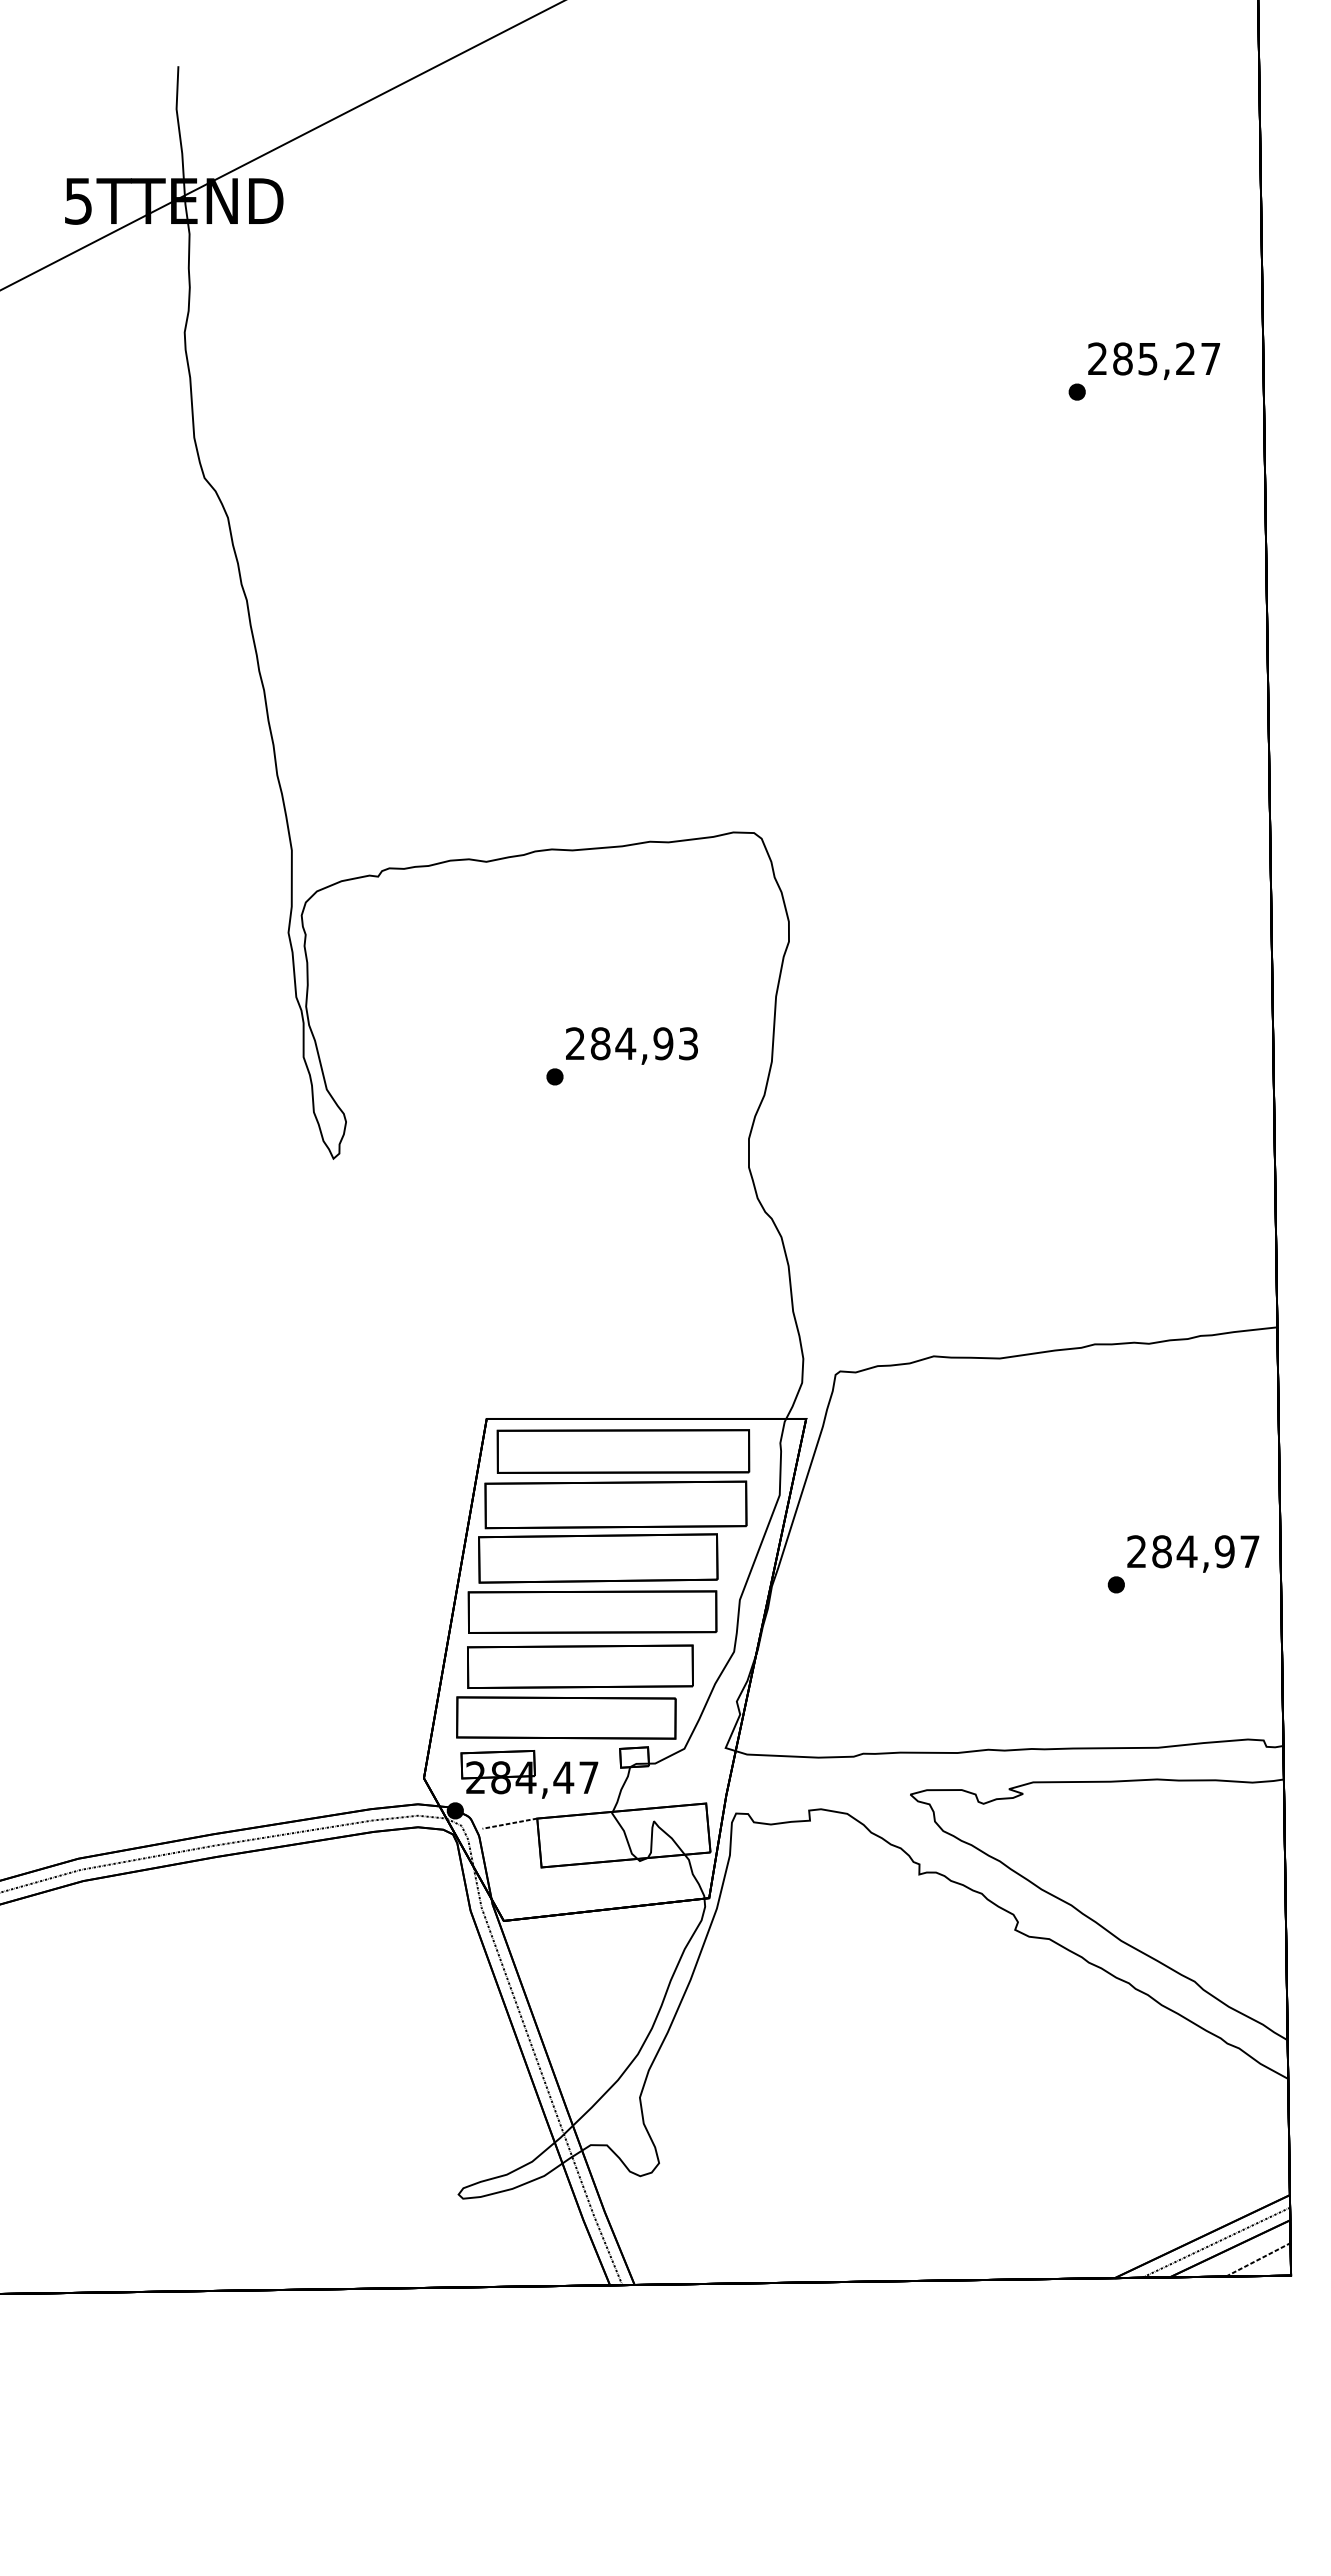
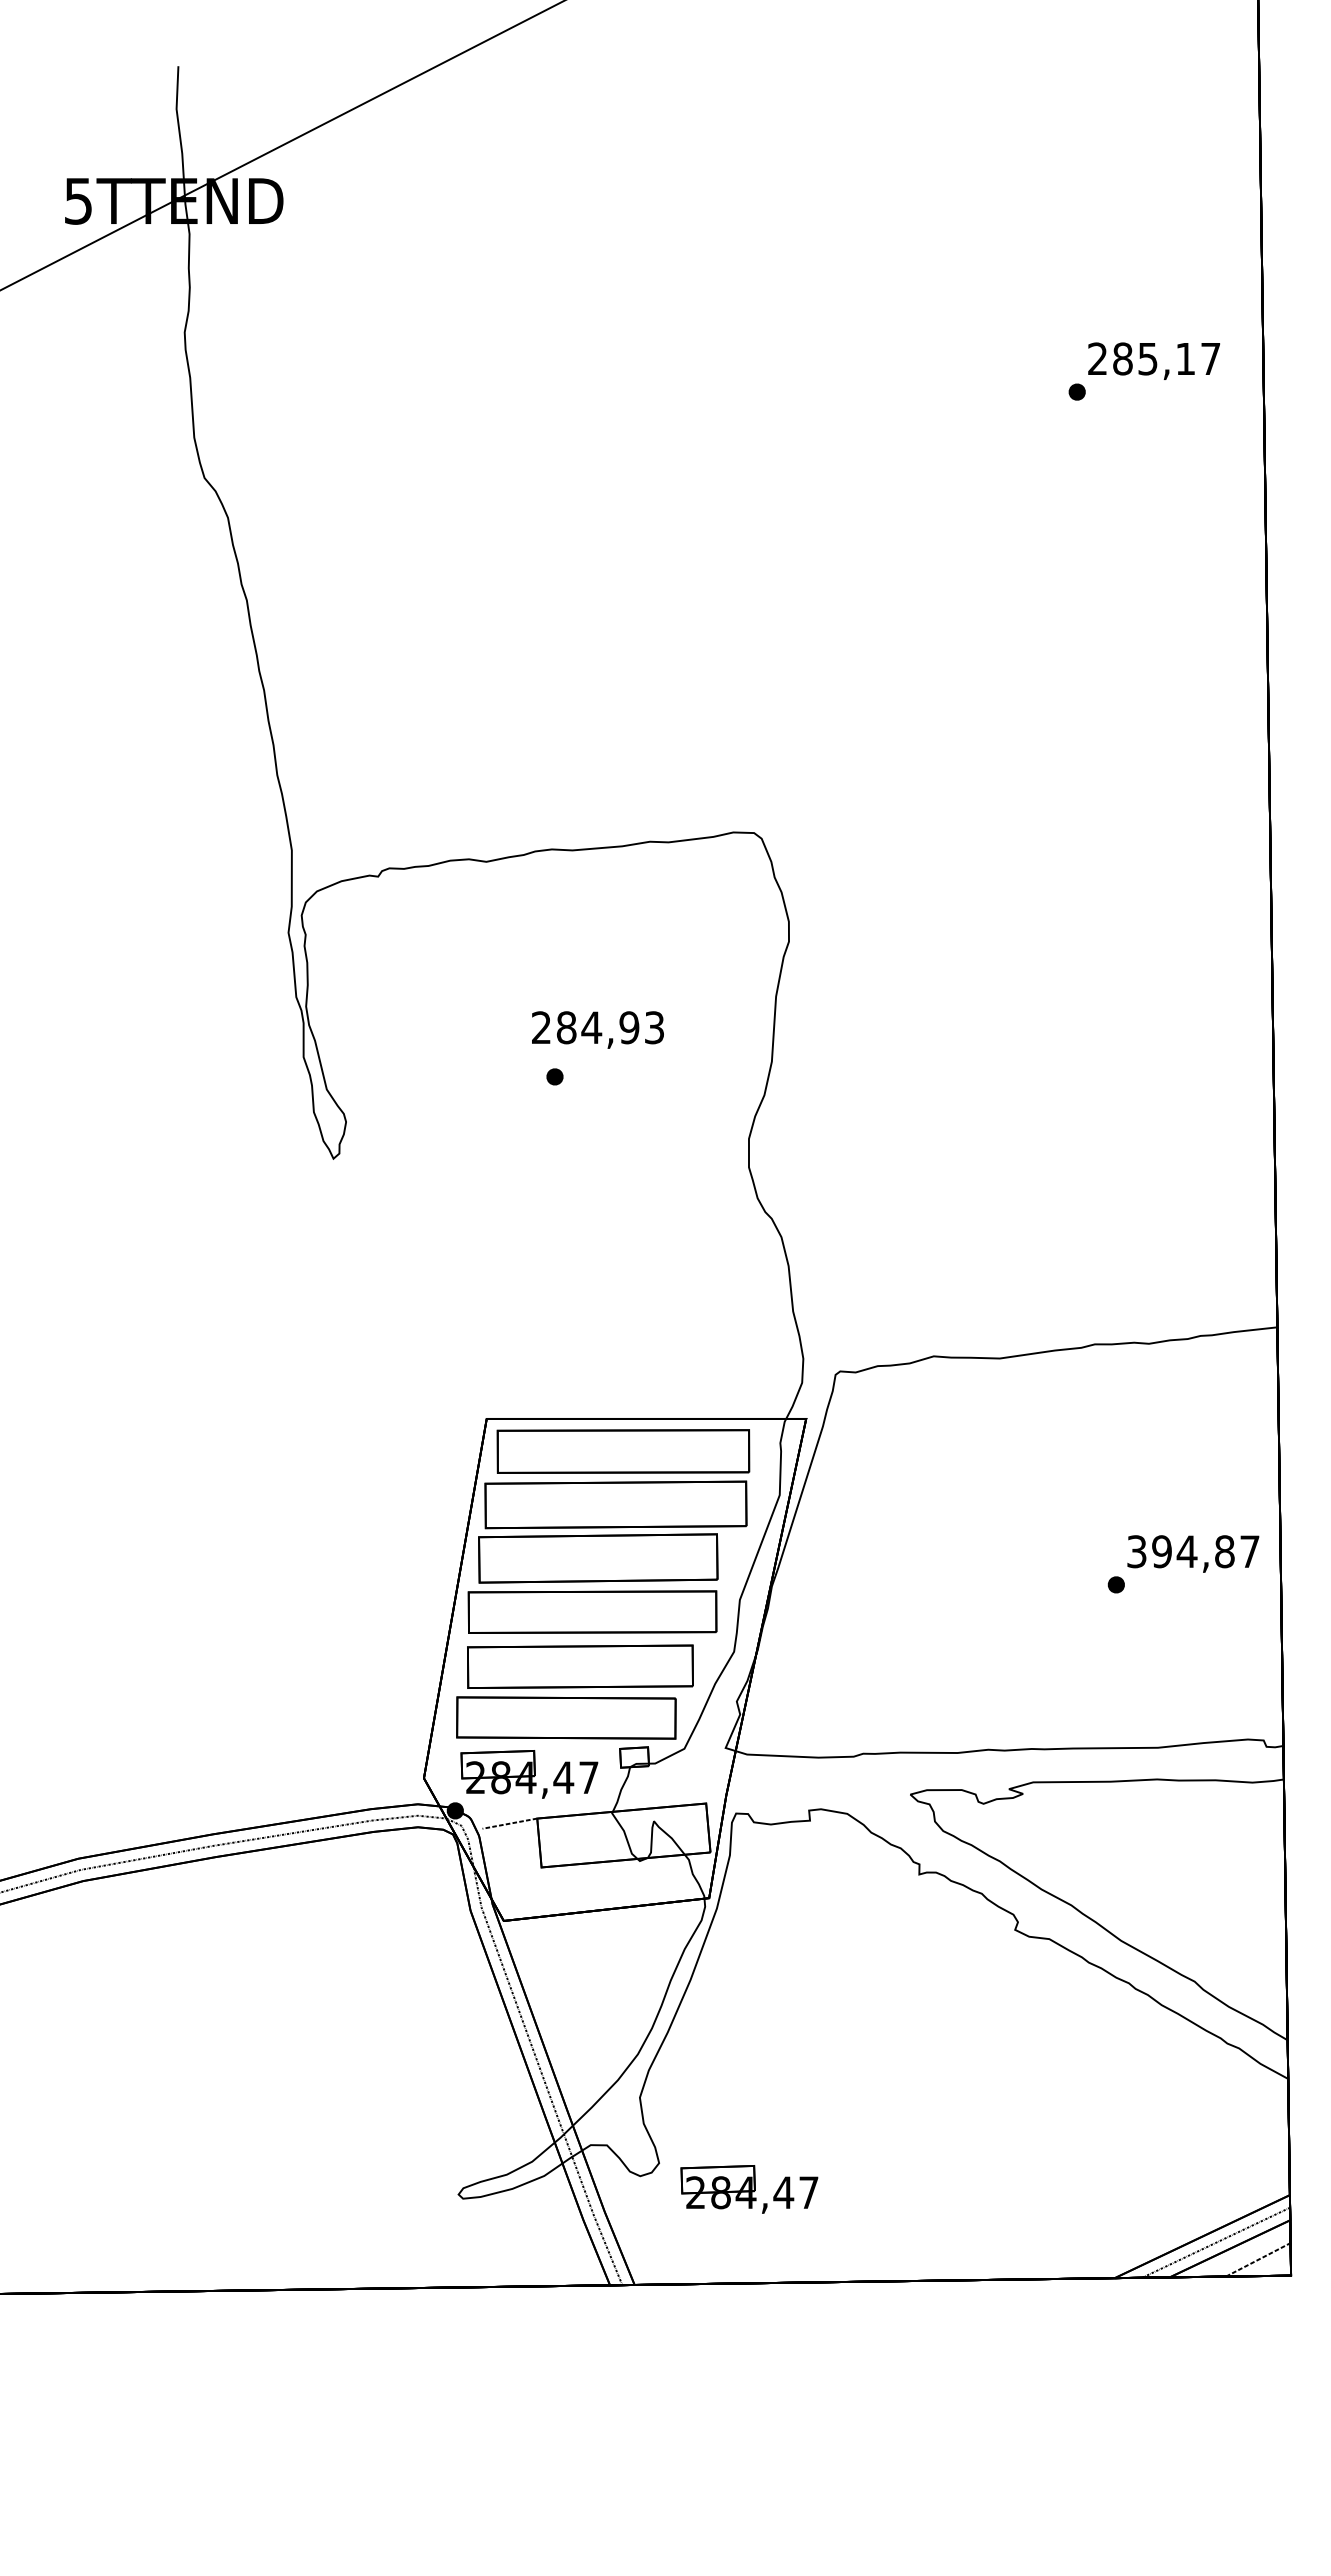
text: 285,27 -> 285,17 (1185, 358)
text position: (631, 1045) -> (597, 1029) (597, 1029)
text: 284,97 -> 394,87 (1180, 1551)
part: none -> present (749, 2189)
